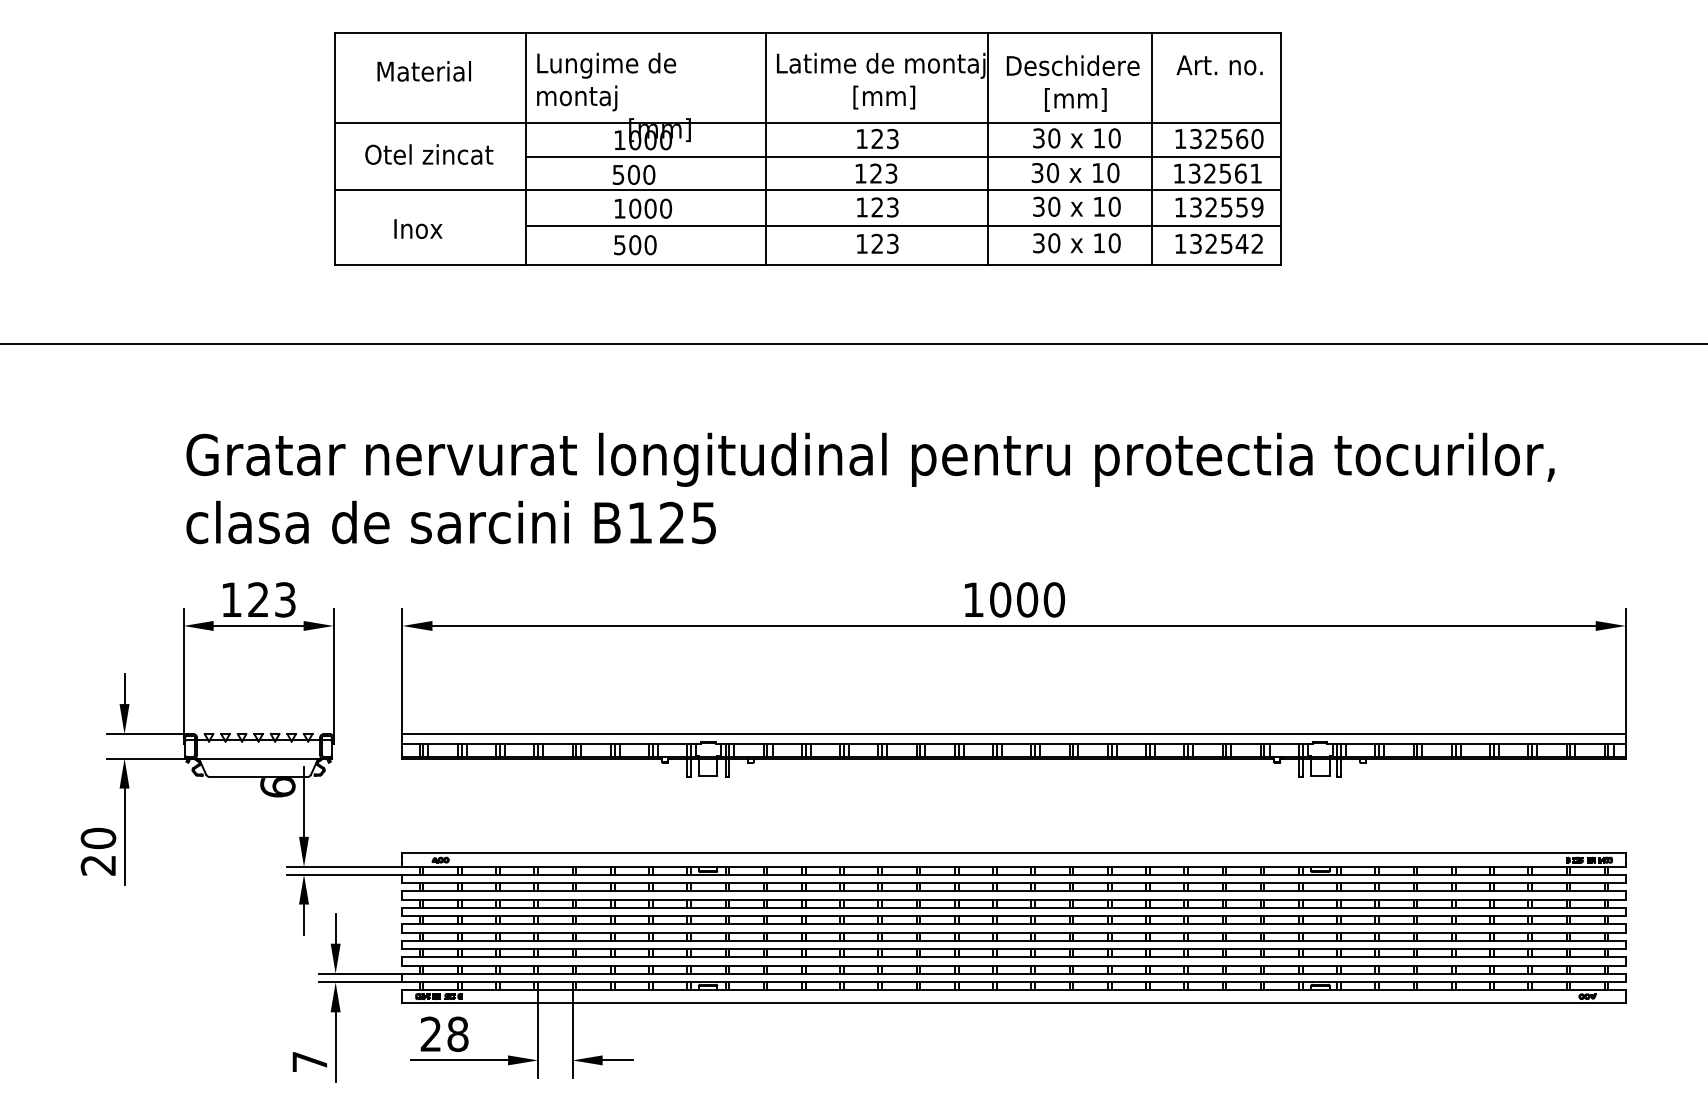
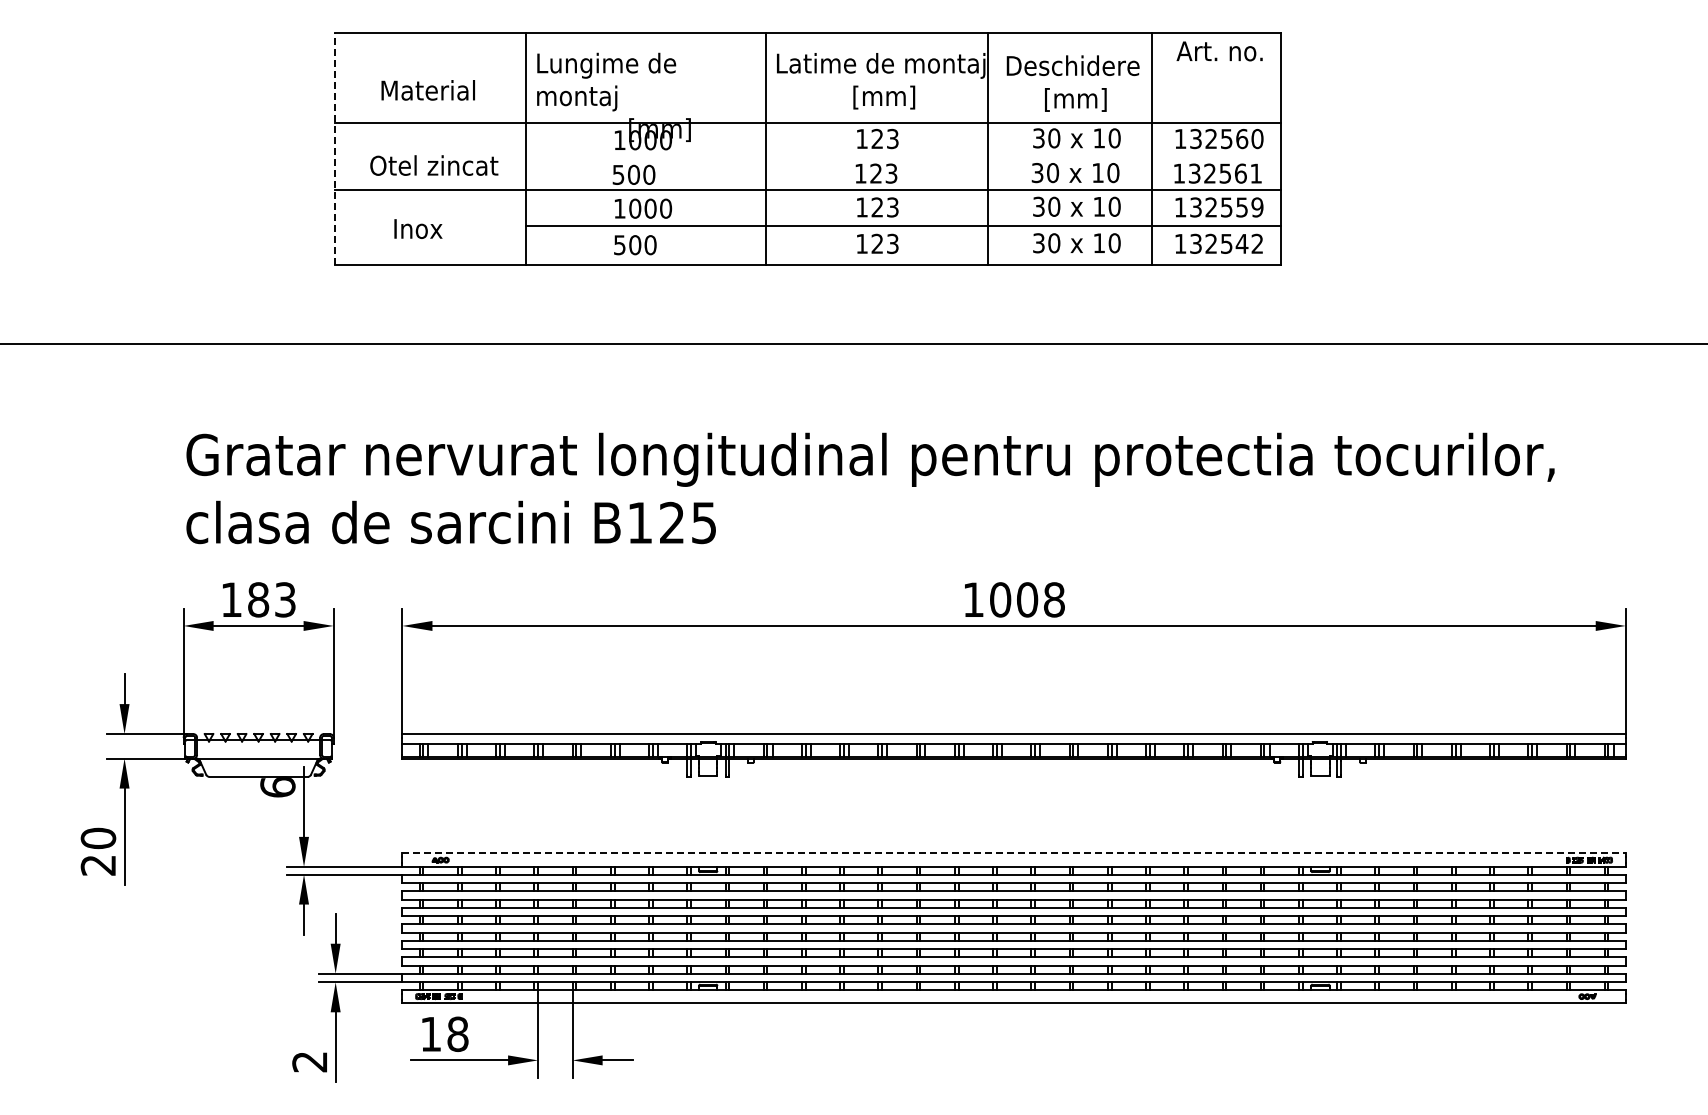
text position: (1219, 65) -> (1219, 51) (1219, 51)
text position: (423, 71) -> (427, 90) (427, 90)
line: solid -> dashed (334, 149)
text position: (429, 154) -> (434, 165) (434, 165)
line: present -> none (903, 156)
text: 123 -> 183 (258, 599)
text: 1000 -> 1008 (1054, 599)
line: solid -> dashed (1014, 853)
text: 28 -> 18 (430, 1033)
text: 7 -> 2 (309, 1062)
